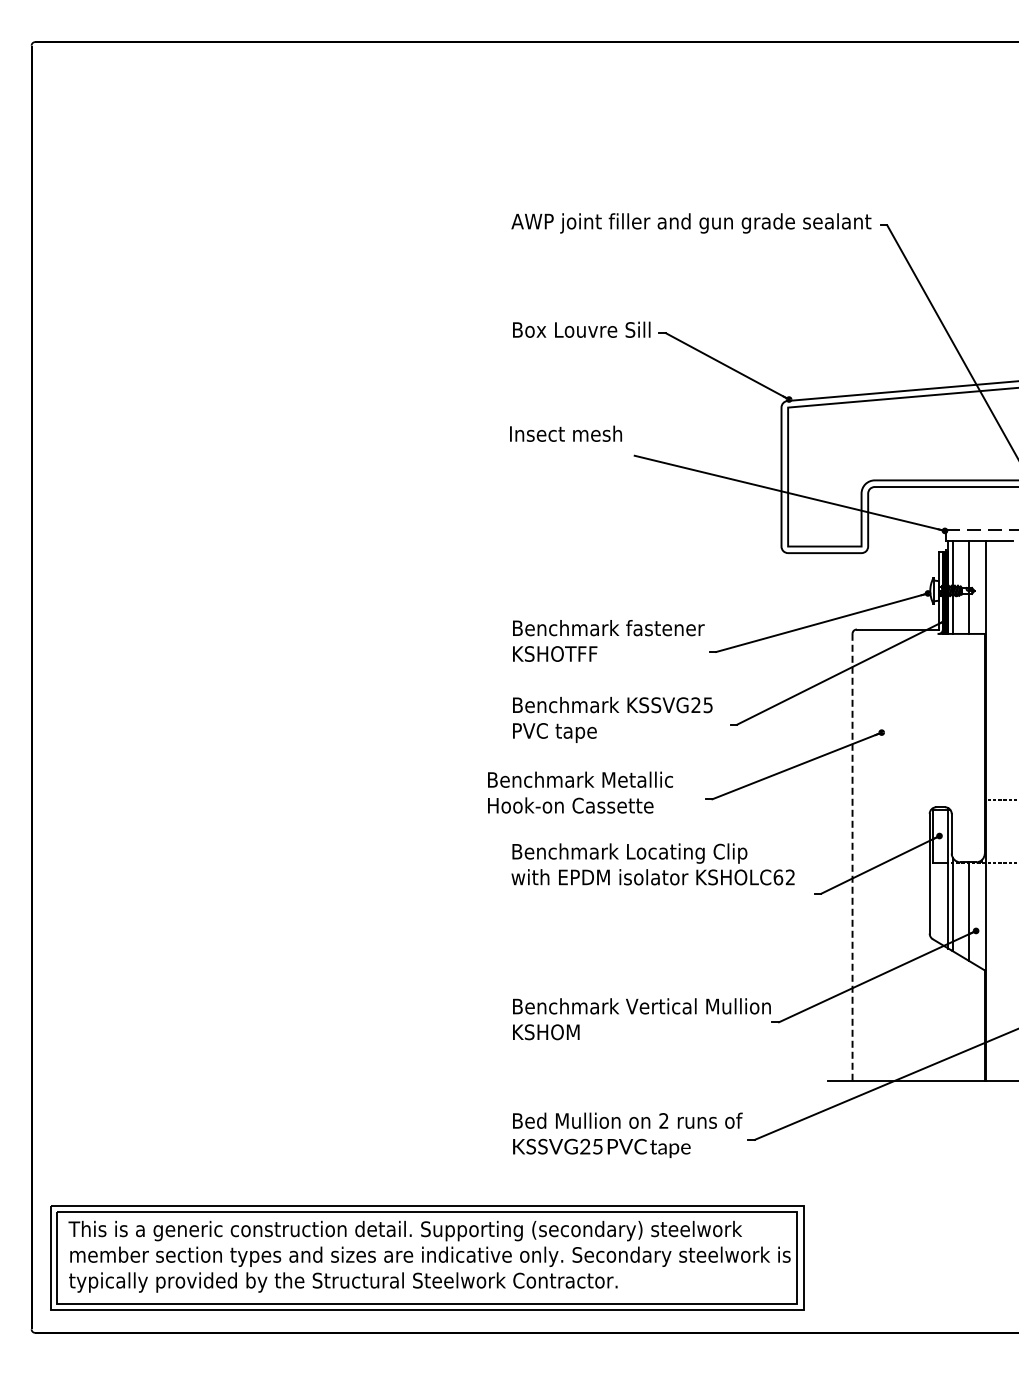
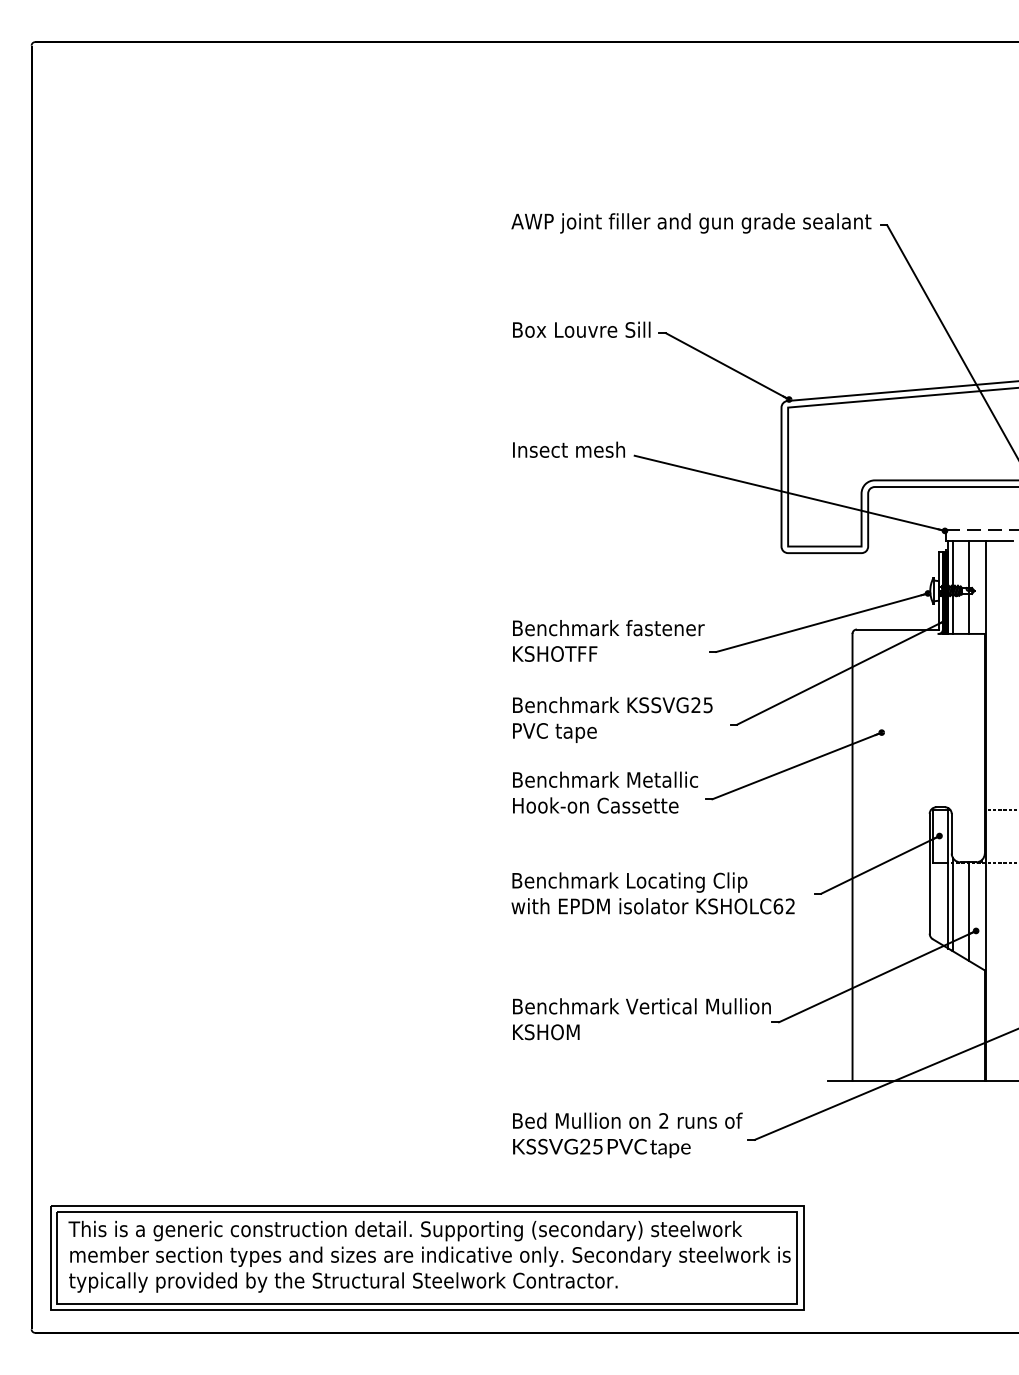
text position: (565, 433) -> (568, 449) (568, 449)
text position: (580, 792) -> (605, 792) (605, 792)
line position: (999, 800) -> (999, 810) (999, 810)
line: dashed -> solid (852, 856)
text position: (652, 864) -> (652, 893) (652, 893)
